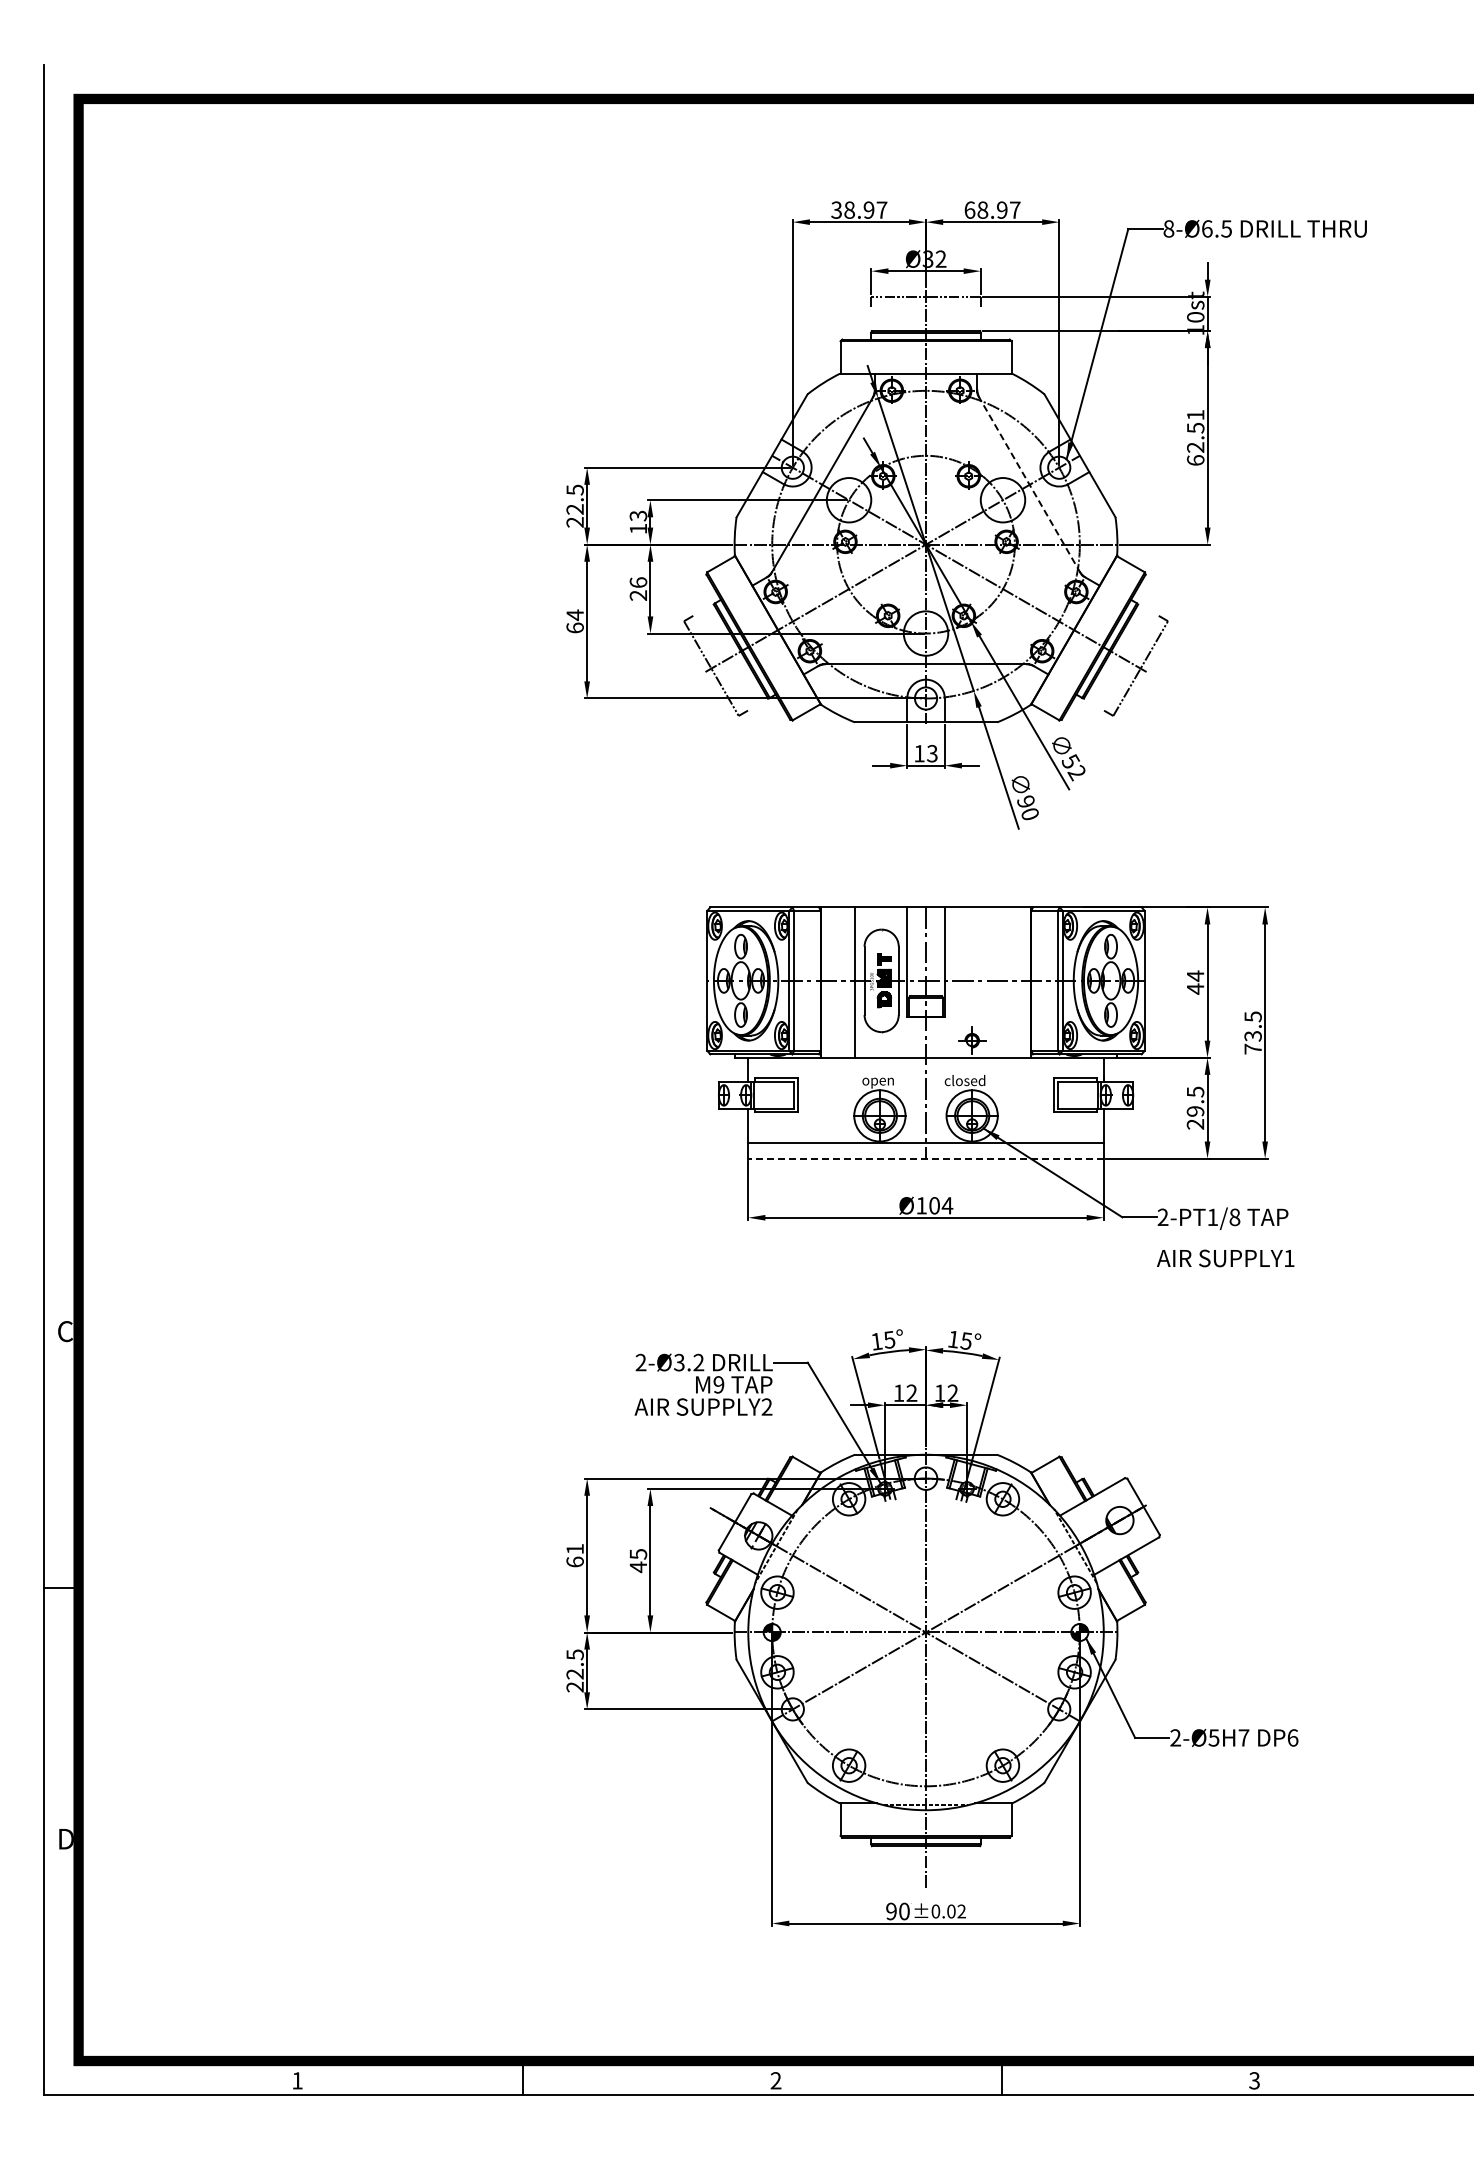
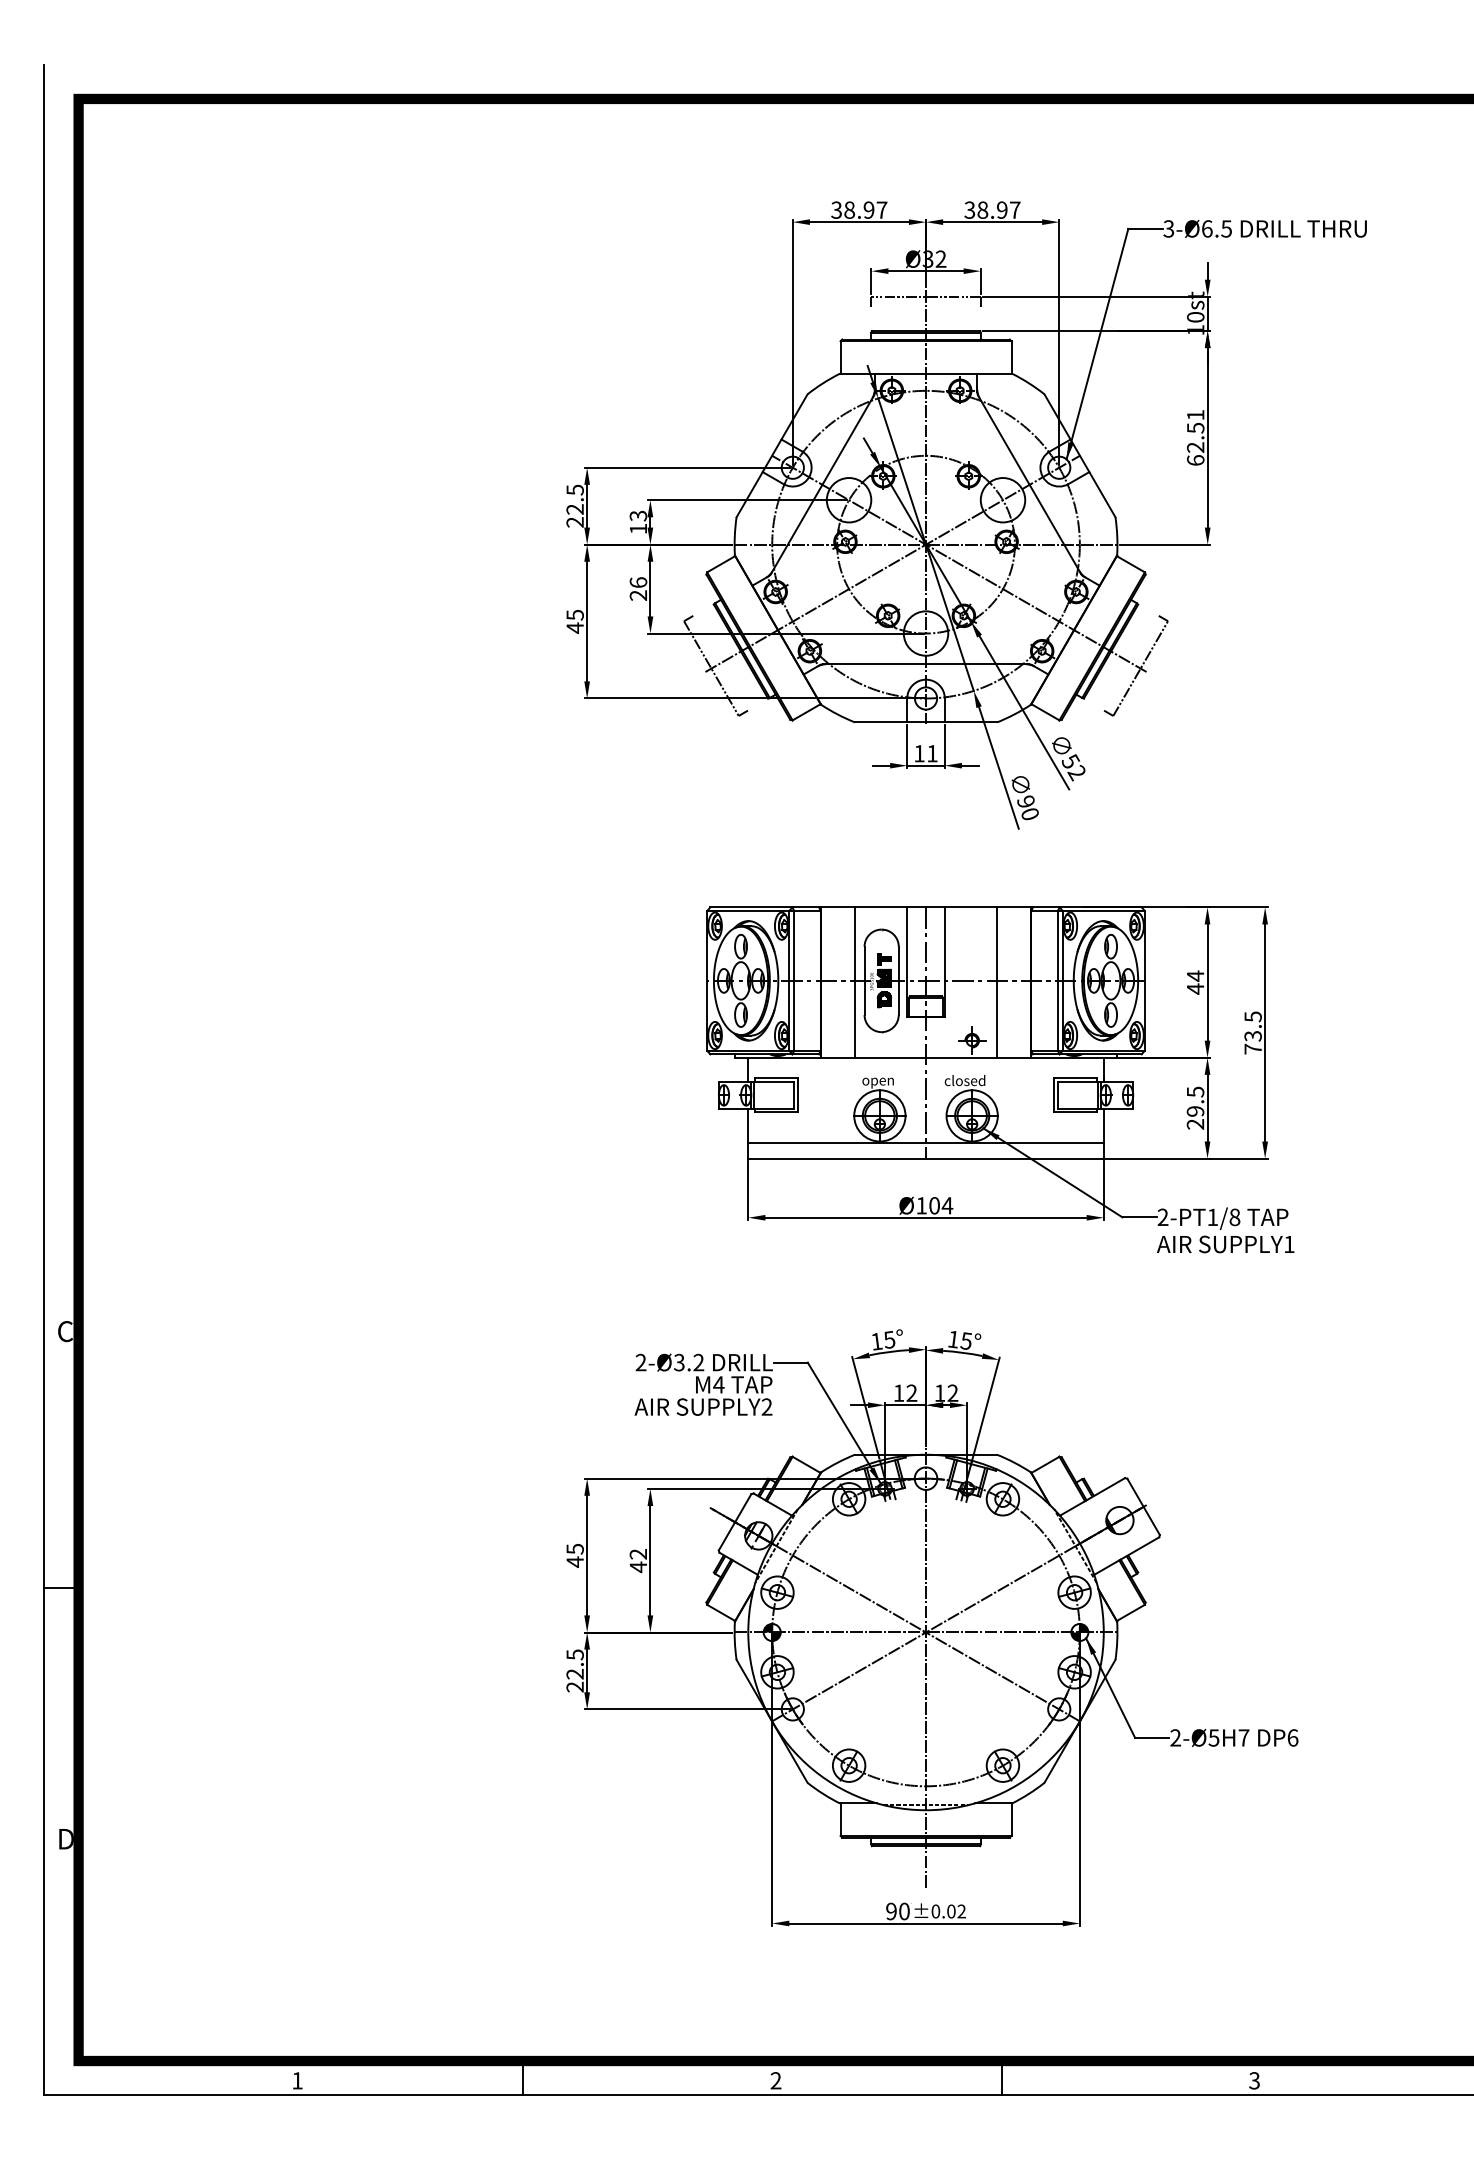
text: 68.97 -> 38.97 (969, 209)
text: 8-Ø6.5 -> 3-Ø6.5 (1168, 228)
line: dashed -> solid (1029, 484)
text: 64 -> 45 (574, 621)
text: 13 -> 11 (932, 753)
line: none -> present (997, 982)
line: dashed -> solid (926, 1158)
text position: (1225, 1258) -> (1225, 1244) (1225, 1244)
text: M9 -> M4 (718, 1384)
text: 45 -> 42 (638, 1554)
text: 61 -> 45 (574, 1555)
